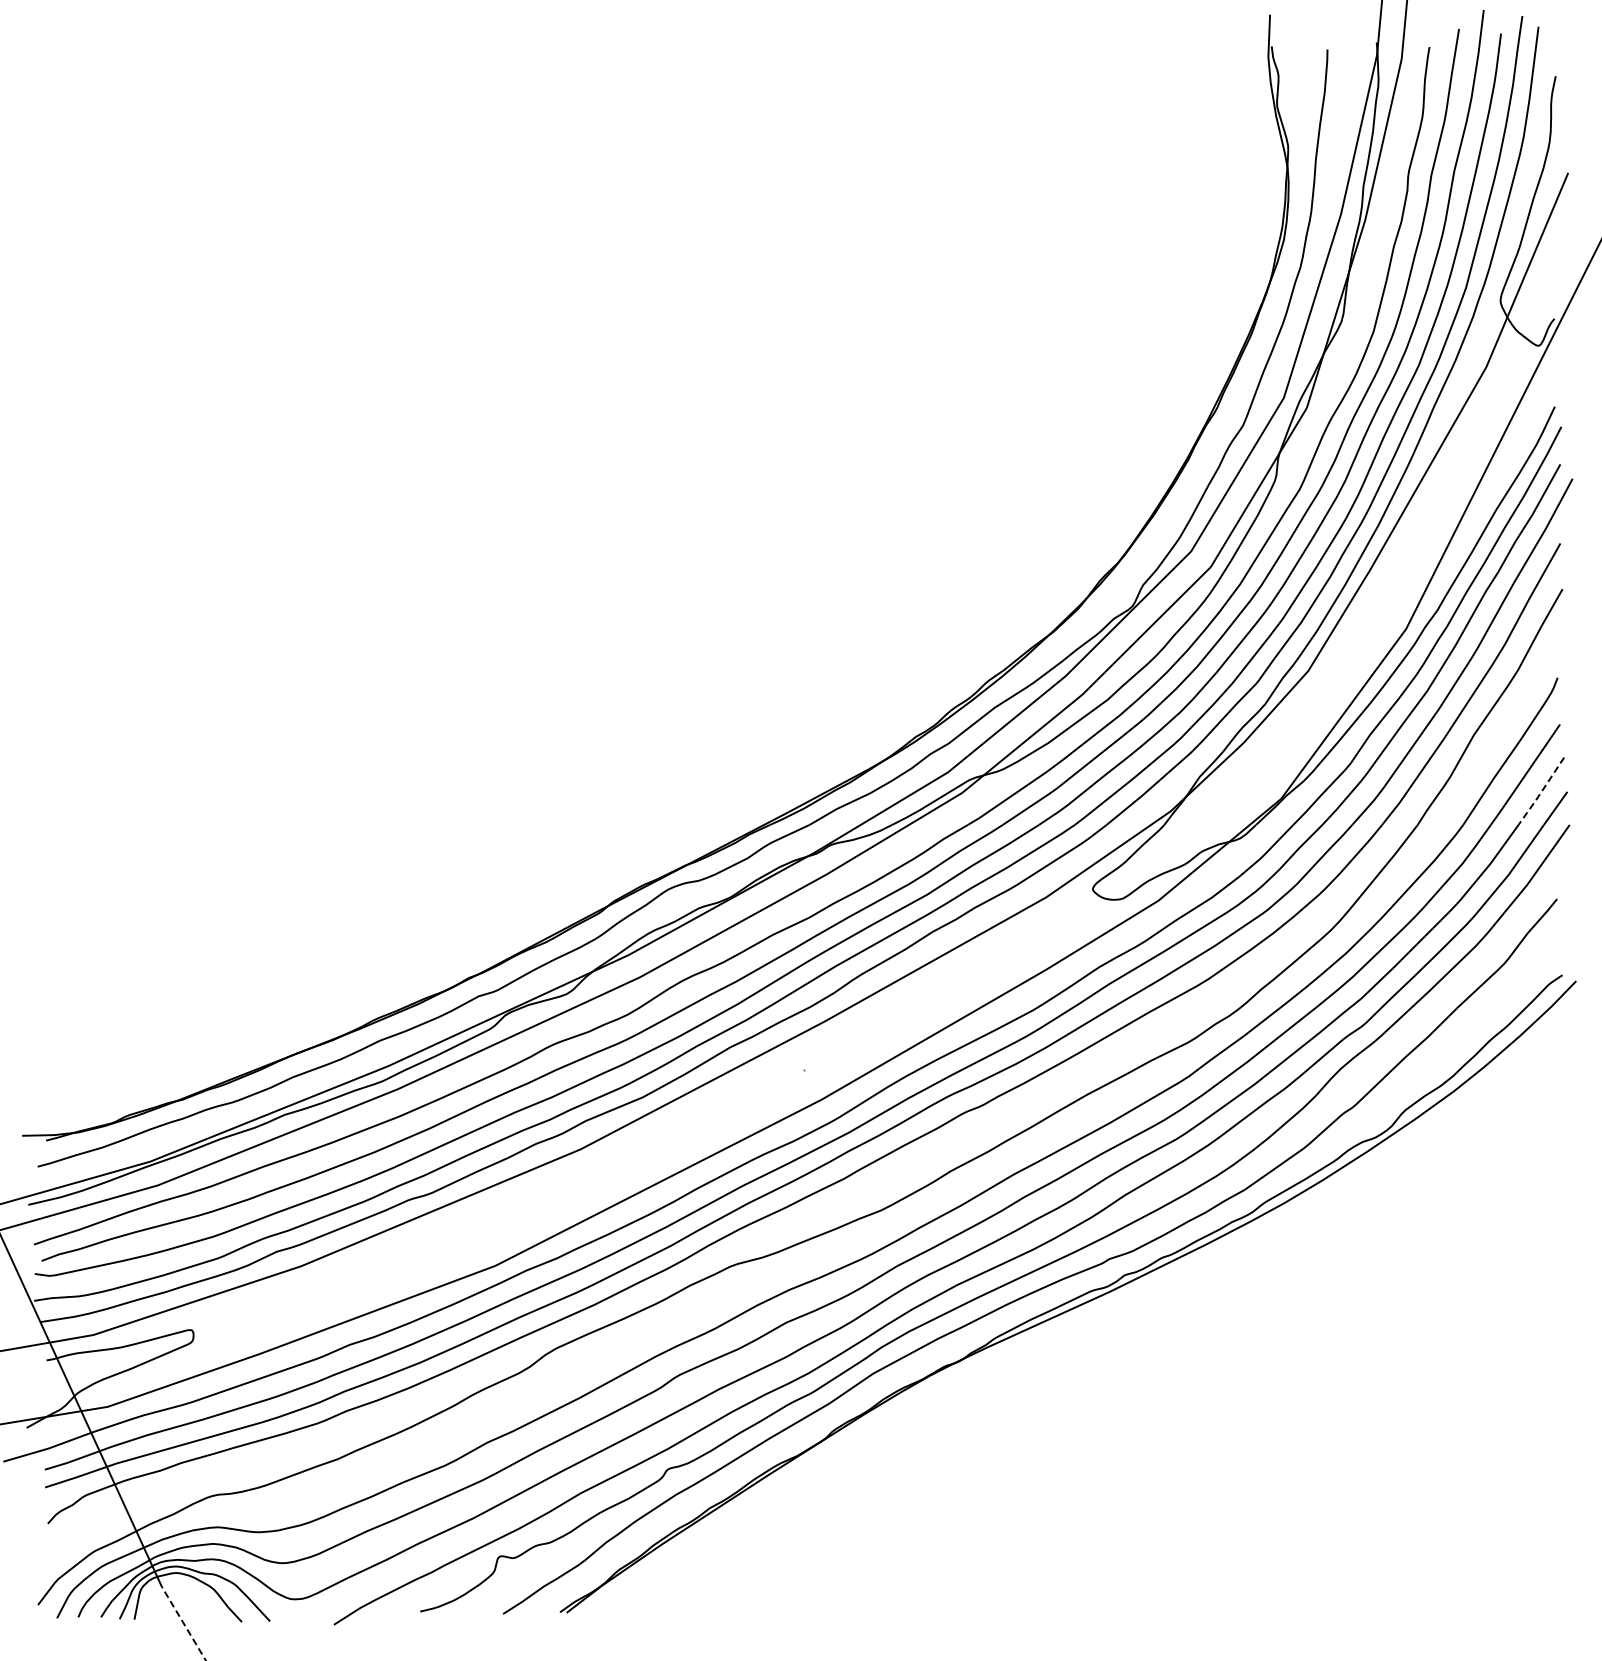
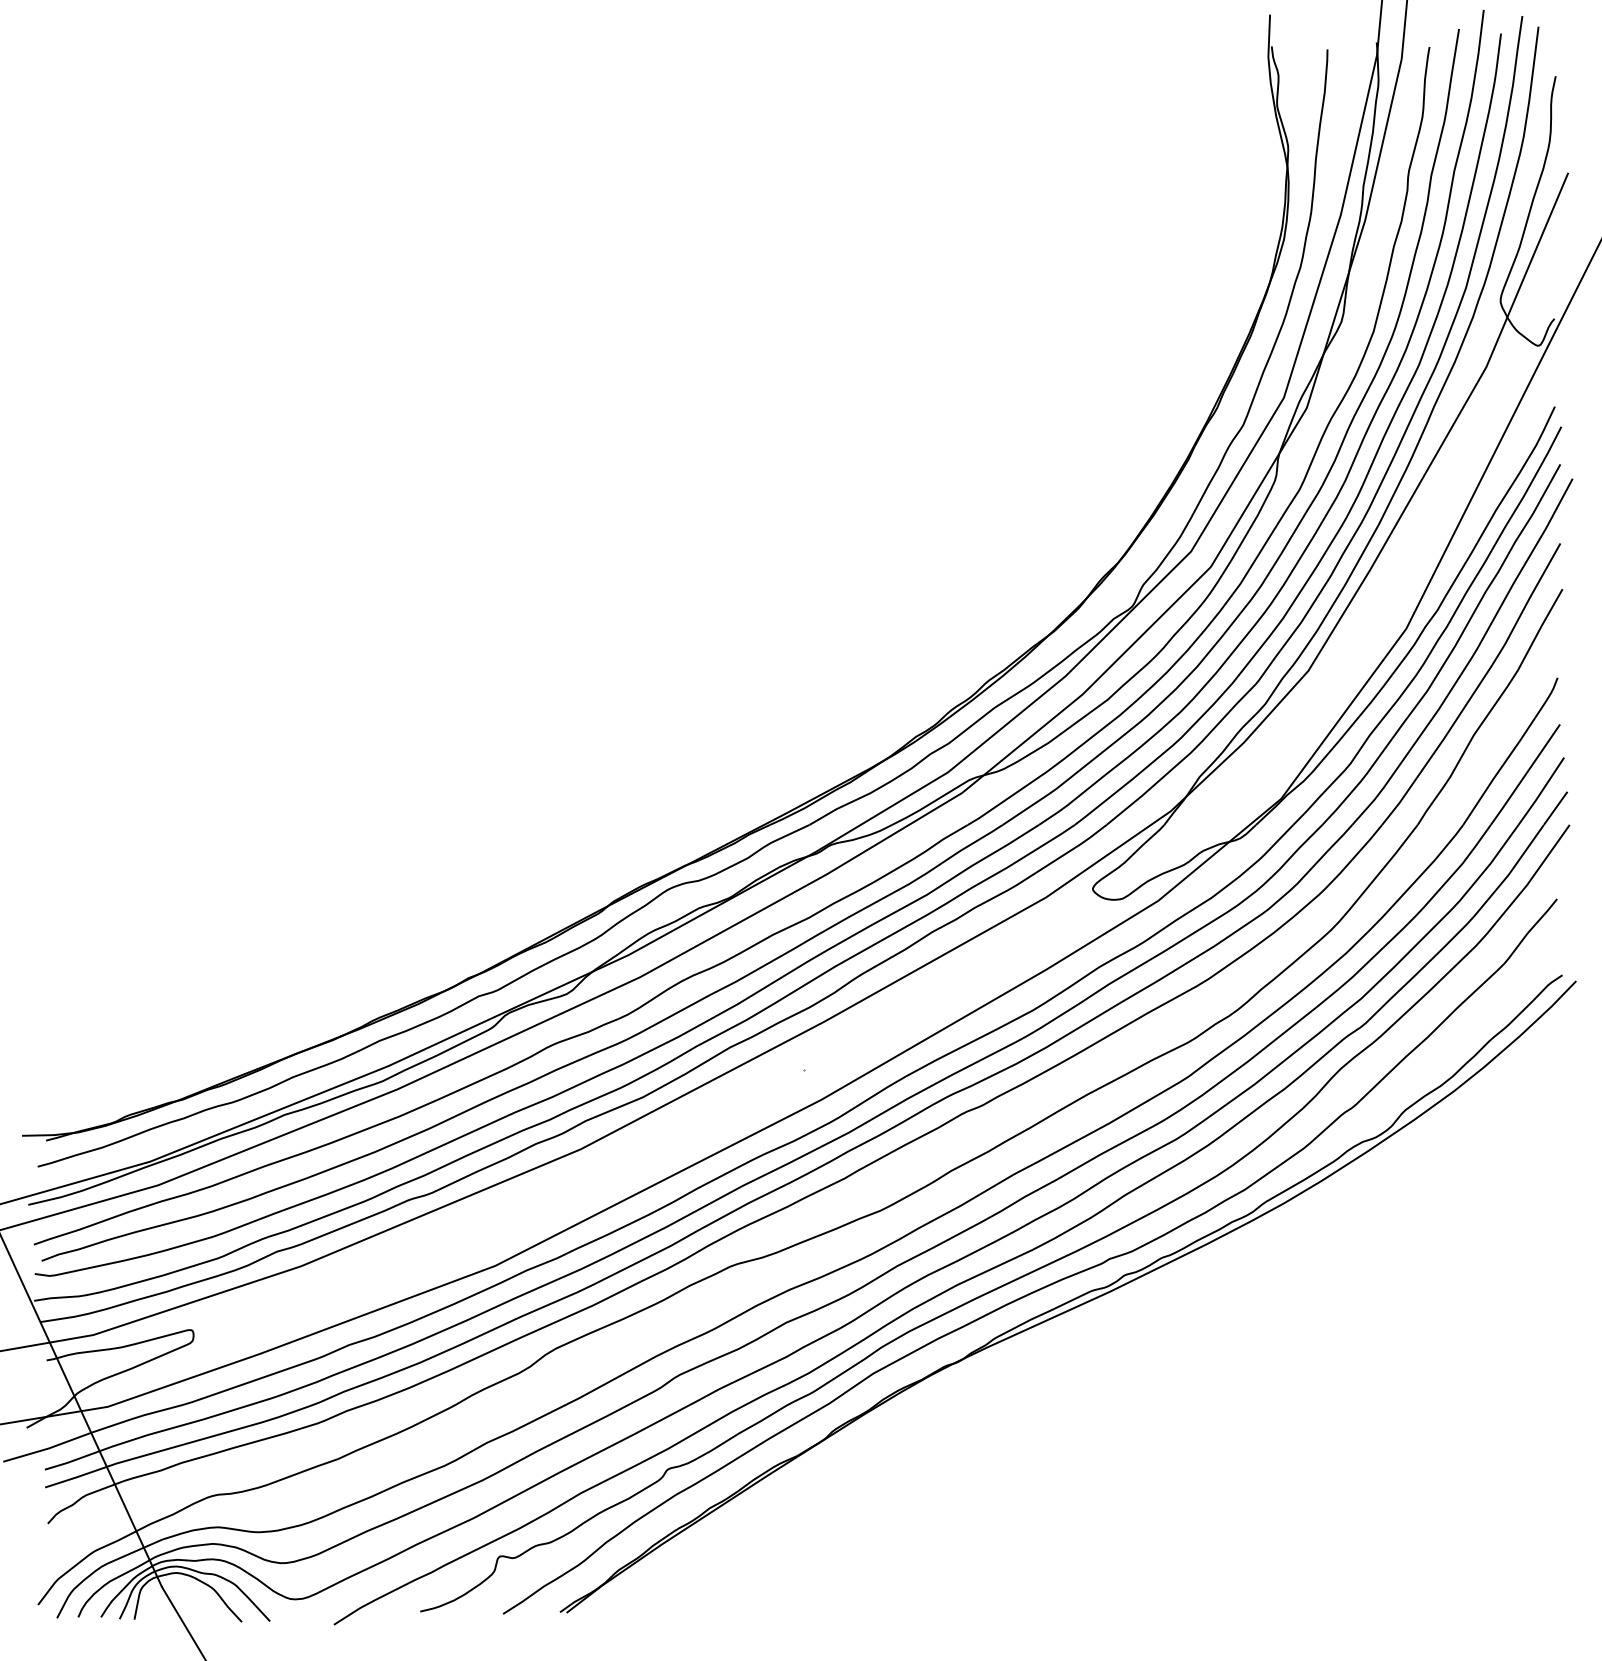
line: dashed -> solid (1541, 792)
line: dashed -> solid (183, 1623)
